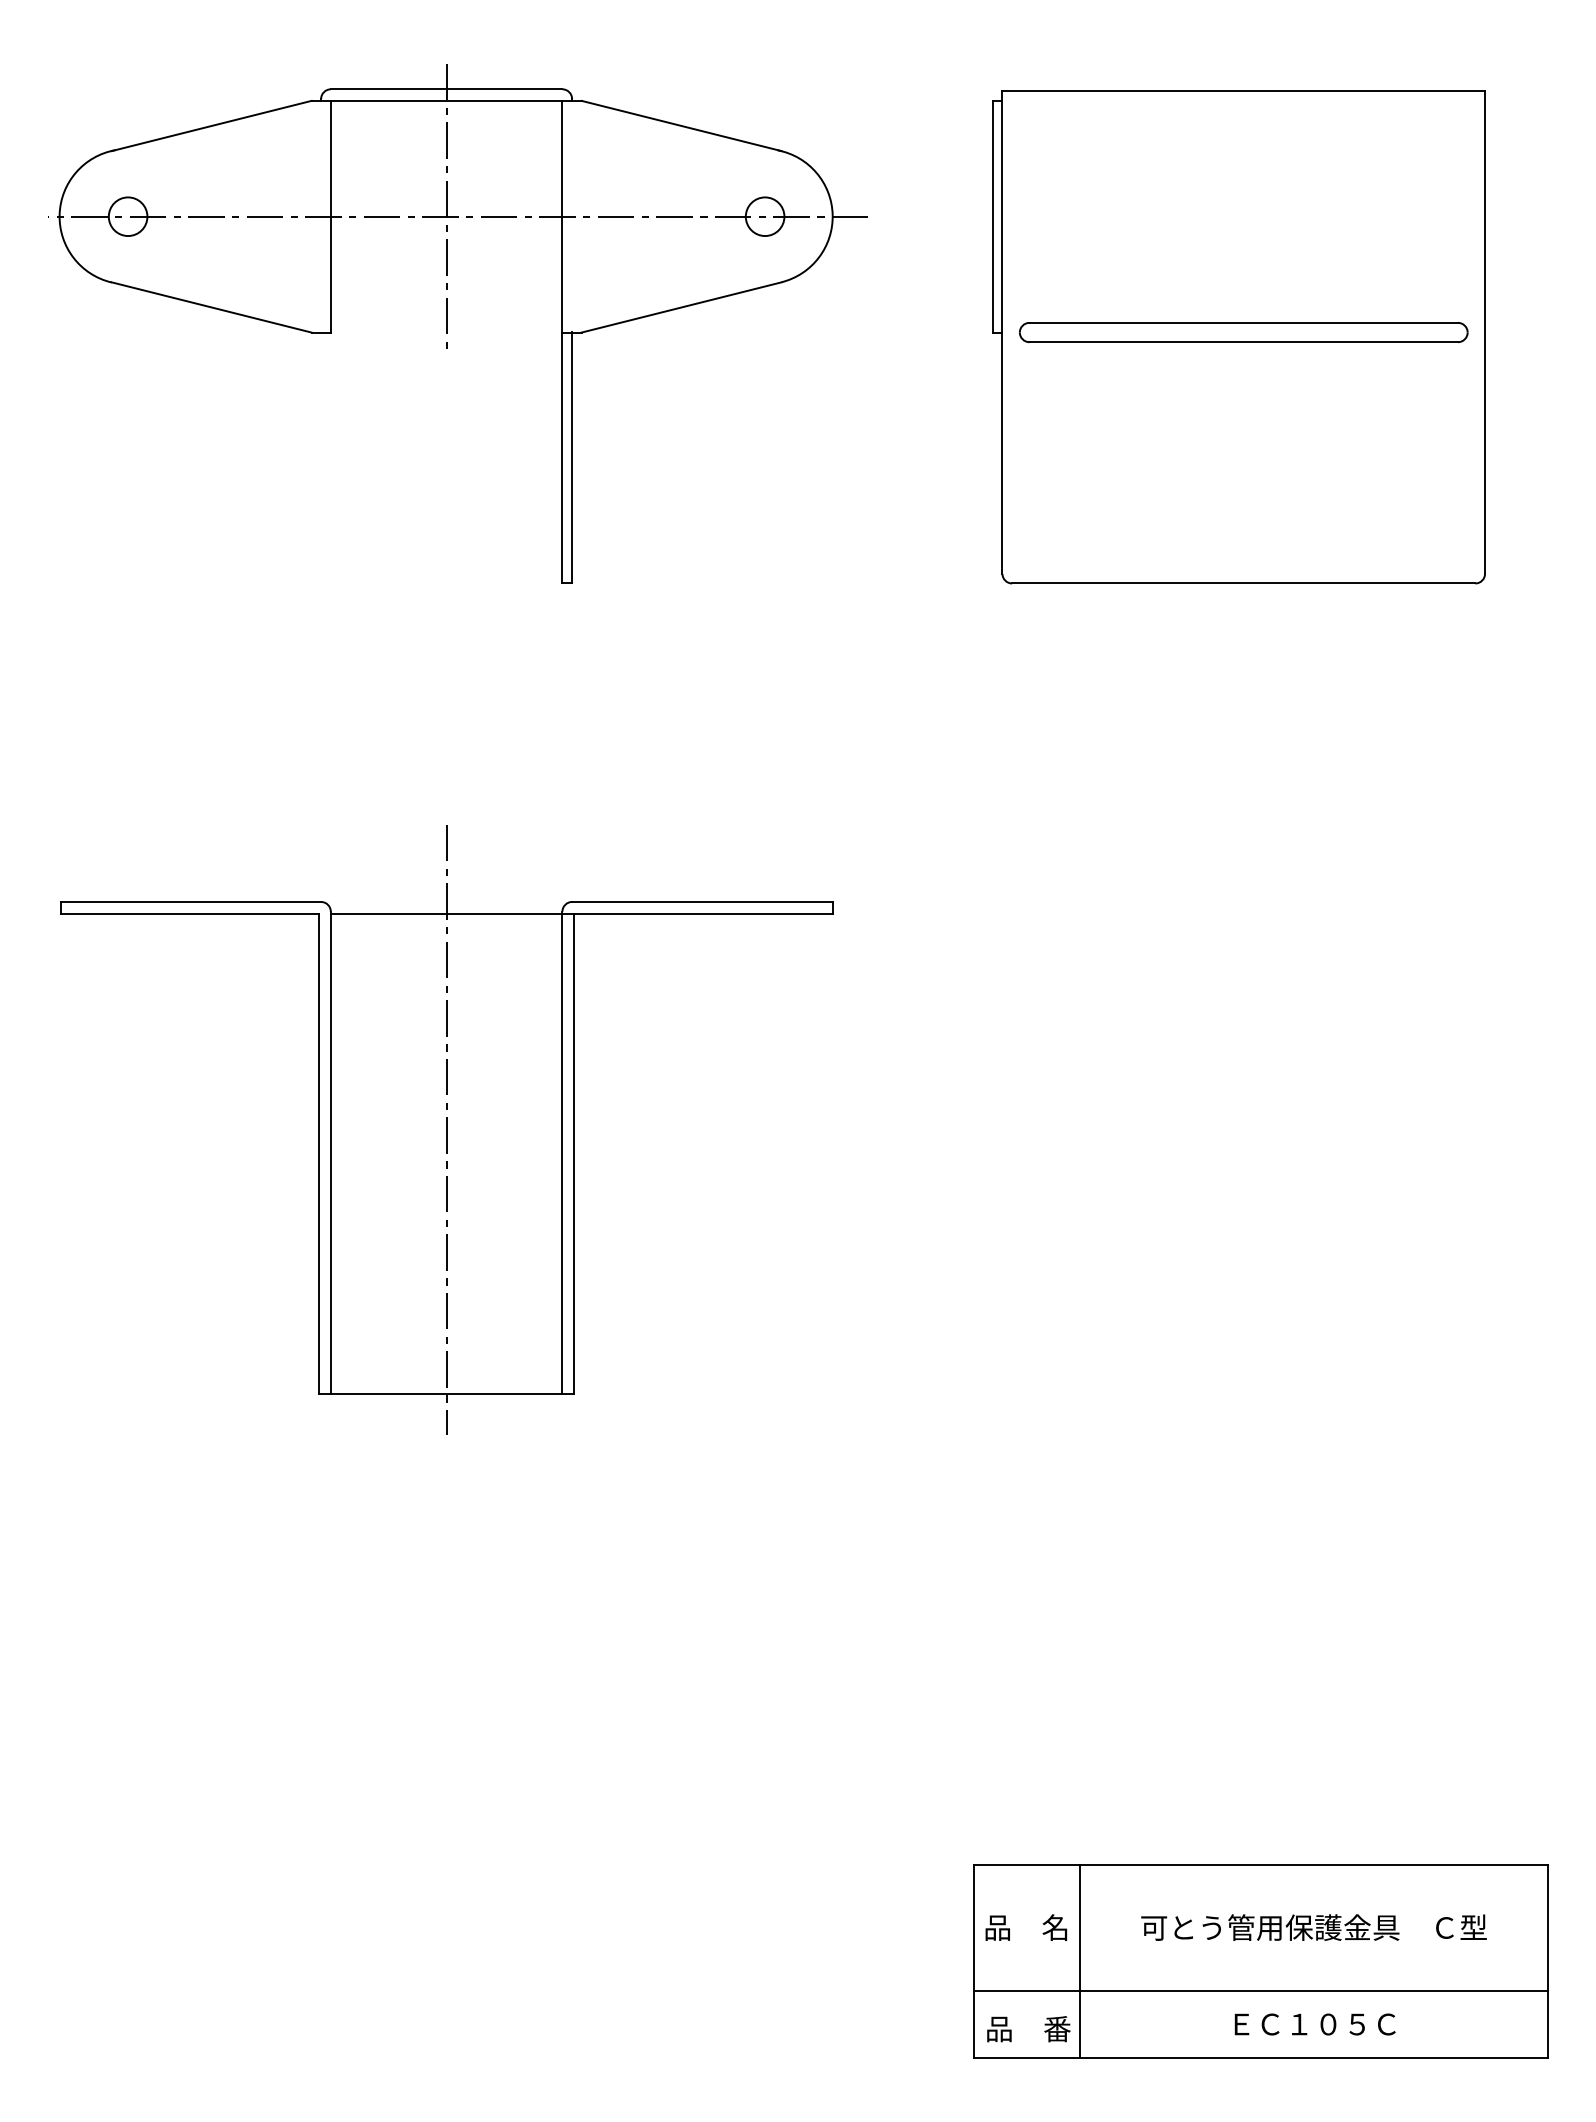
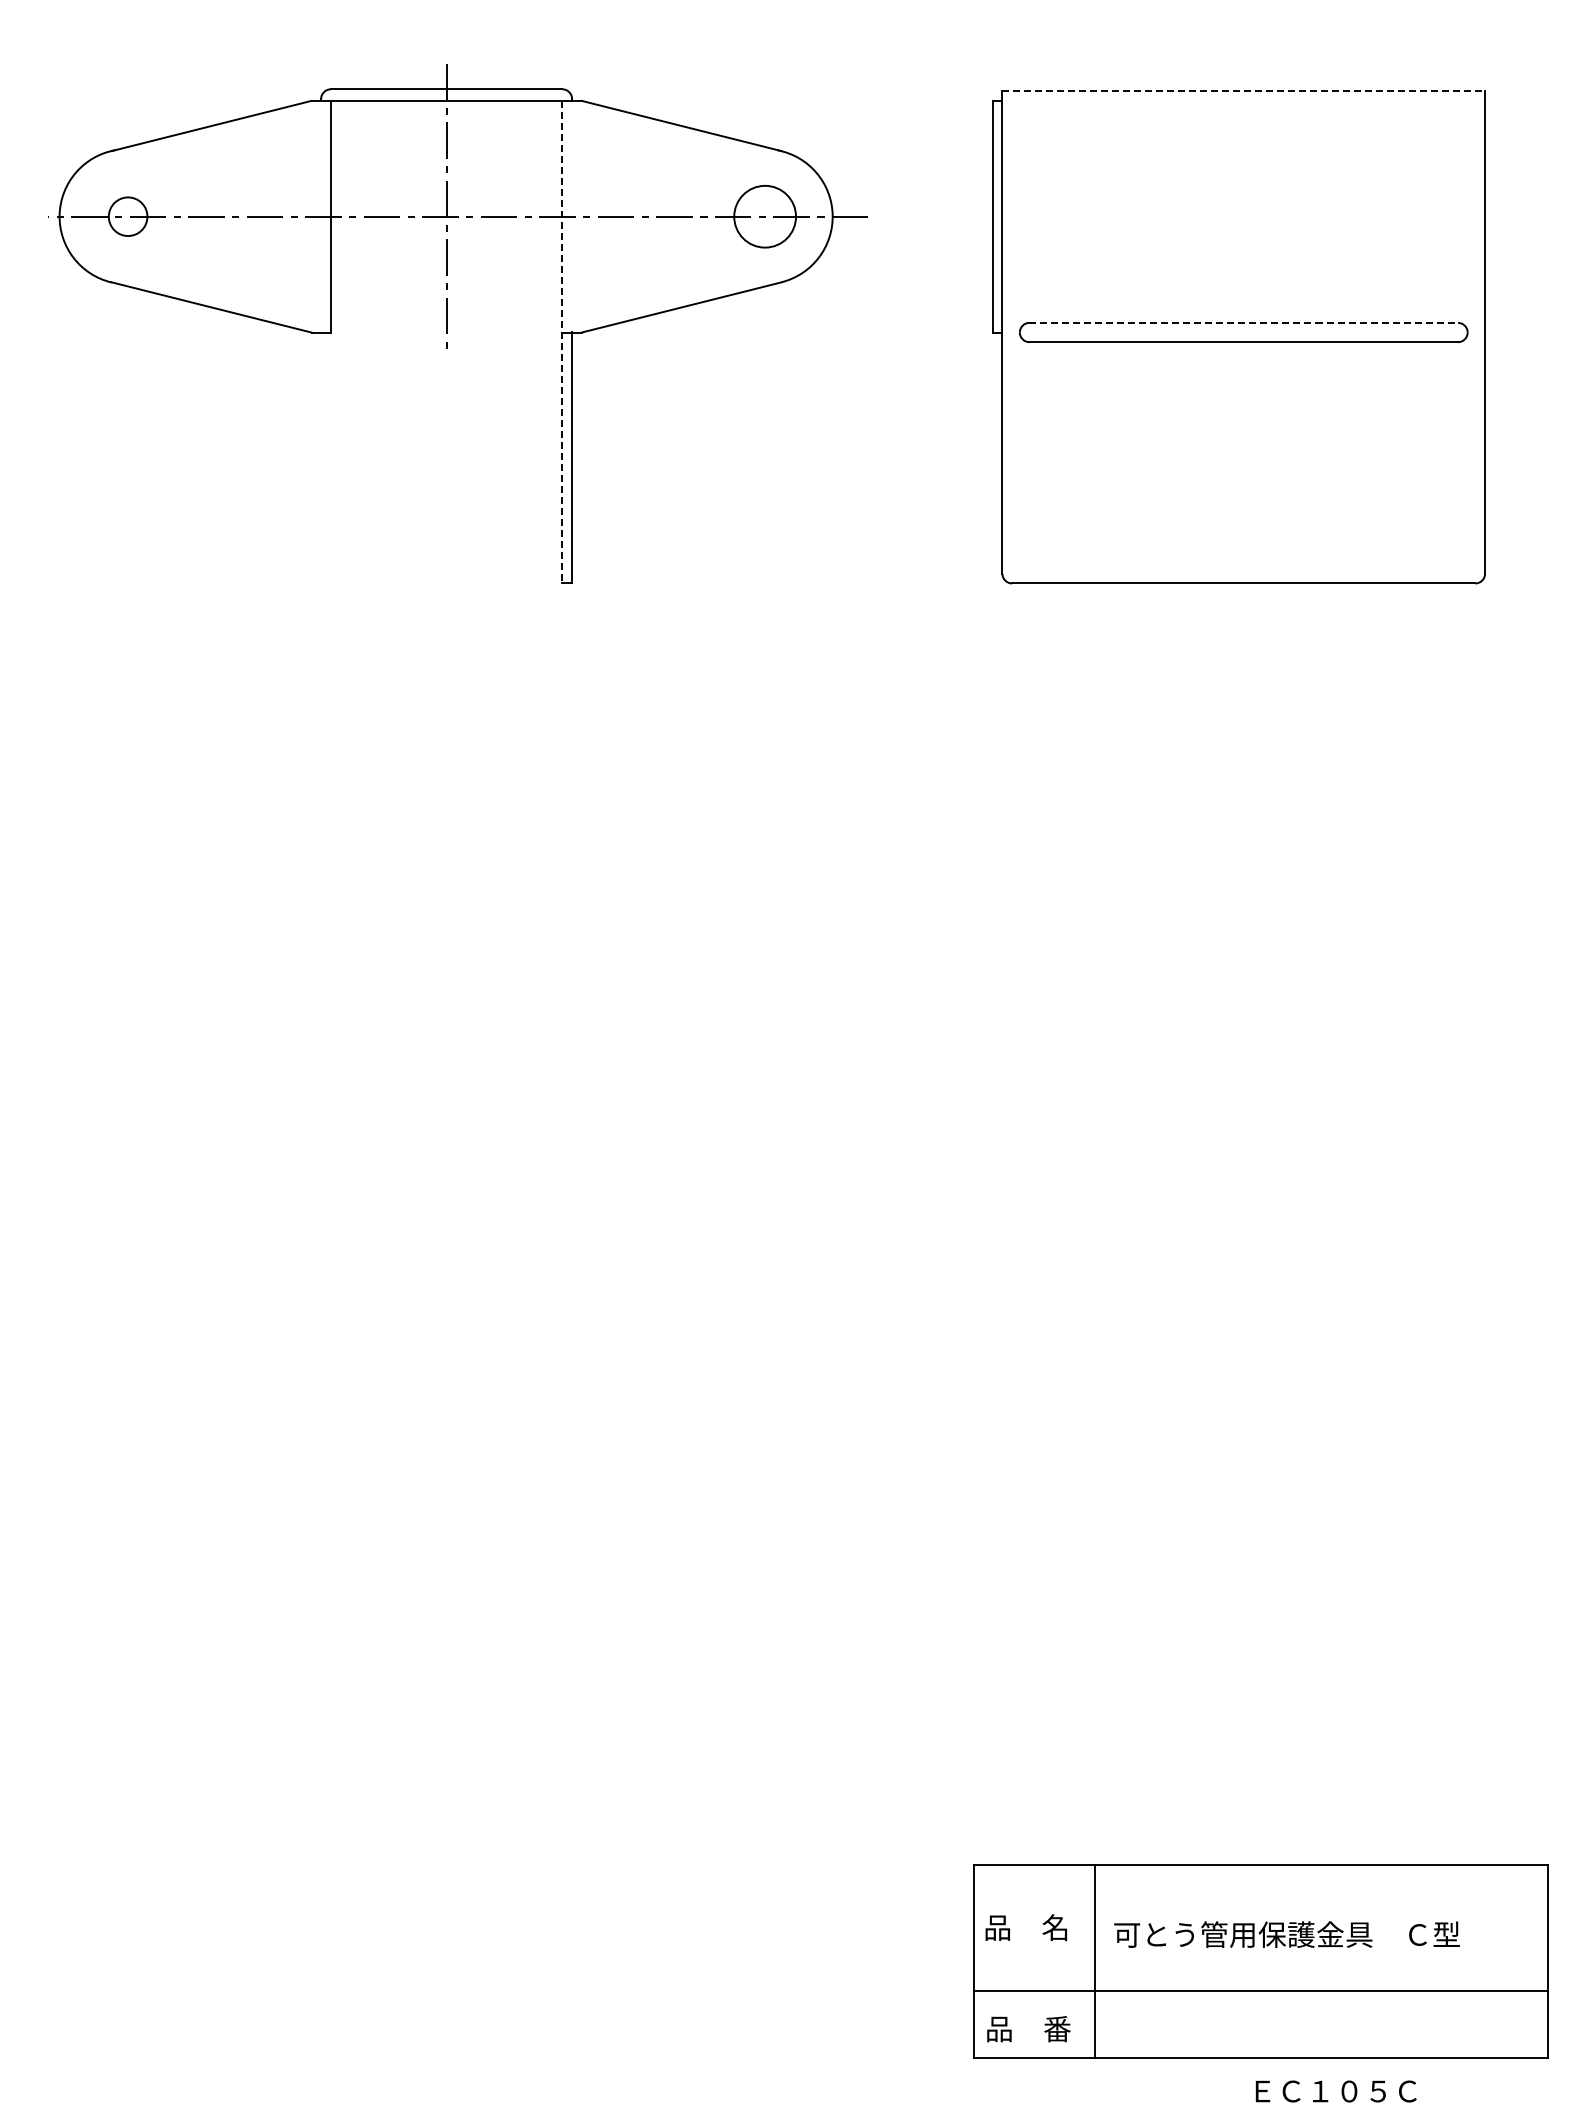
line: solid -> dashed (1244, 91)
circle diameter: 39 px -> 62 px (765, 216)
line: solid -> dashed (1244, 322)
line: solid -> dashed (562, 342)
part: present -> none (446, 1129)
text position: (1313, 1927) -> (1286, 1934) (1286, 1934)
line position: (1079, 1961) -> (1094, 1961) (1094, 1961)
text position: (1314, 2024) -> (1335, 2091) (1335, 2091)
